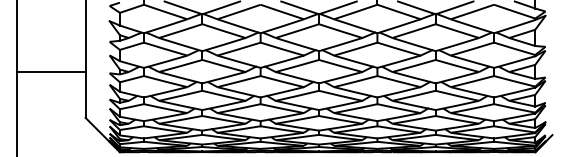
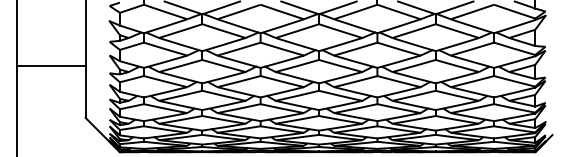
line position: (50, 71) -> (50, 65) (50, 65)
